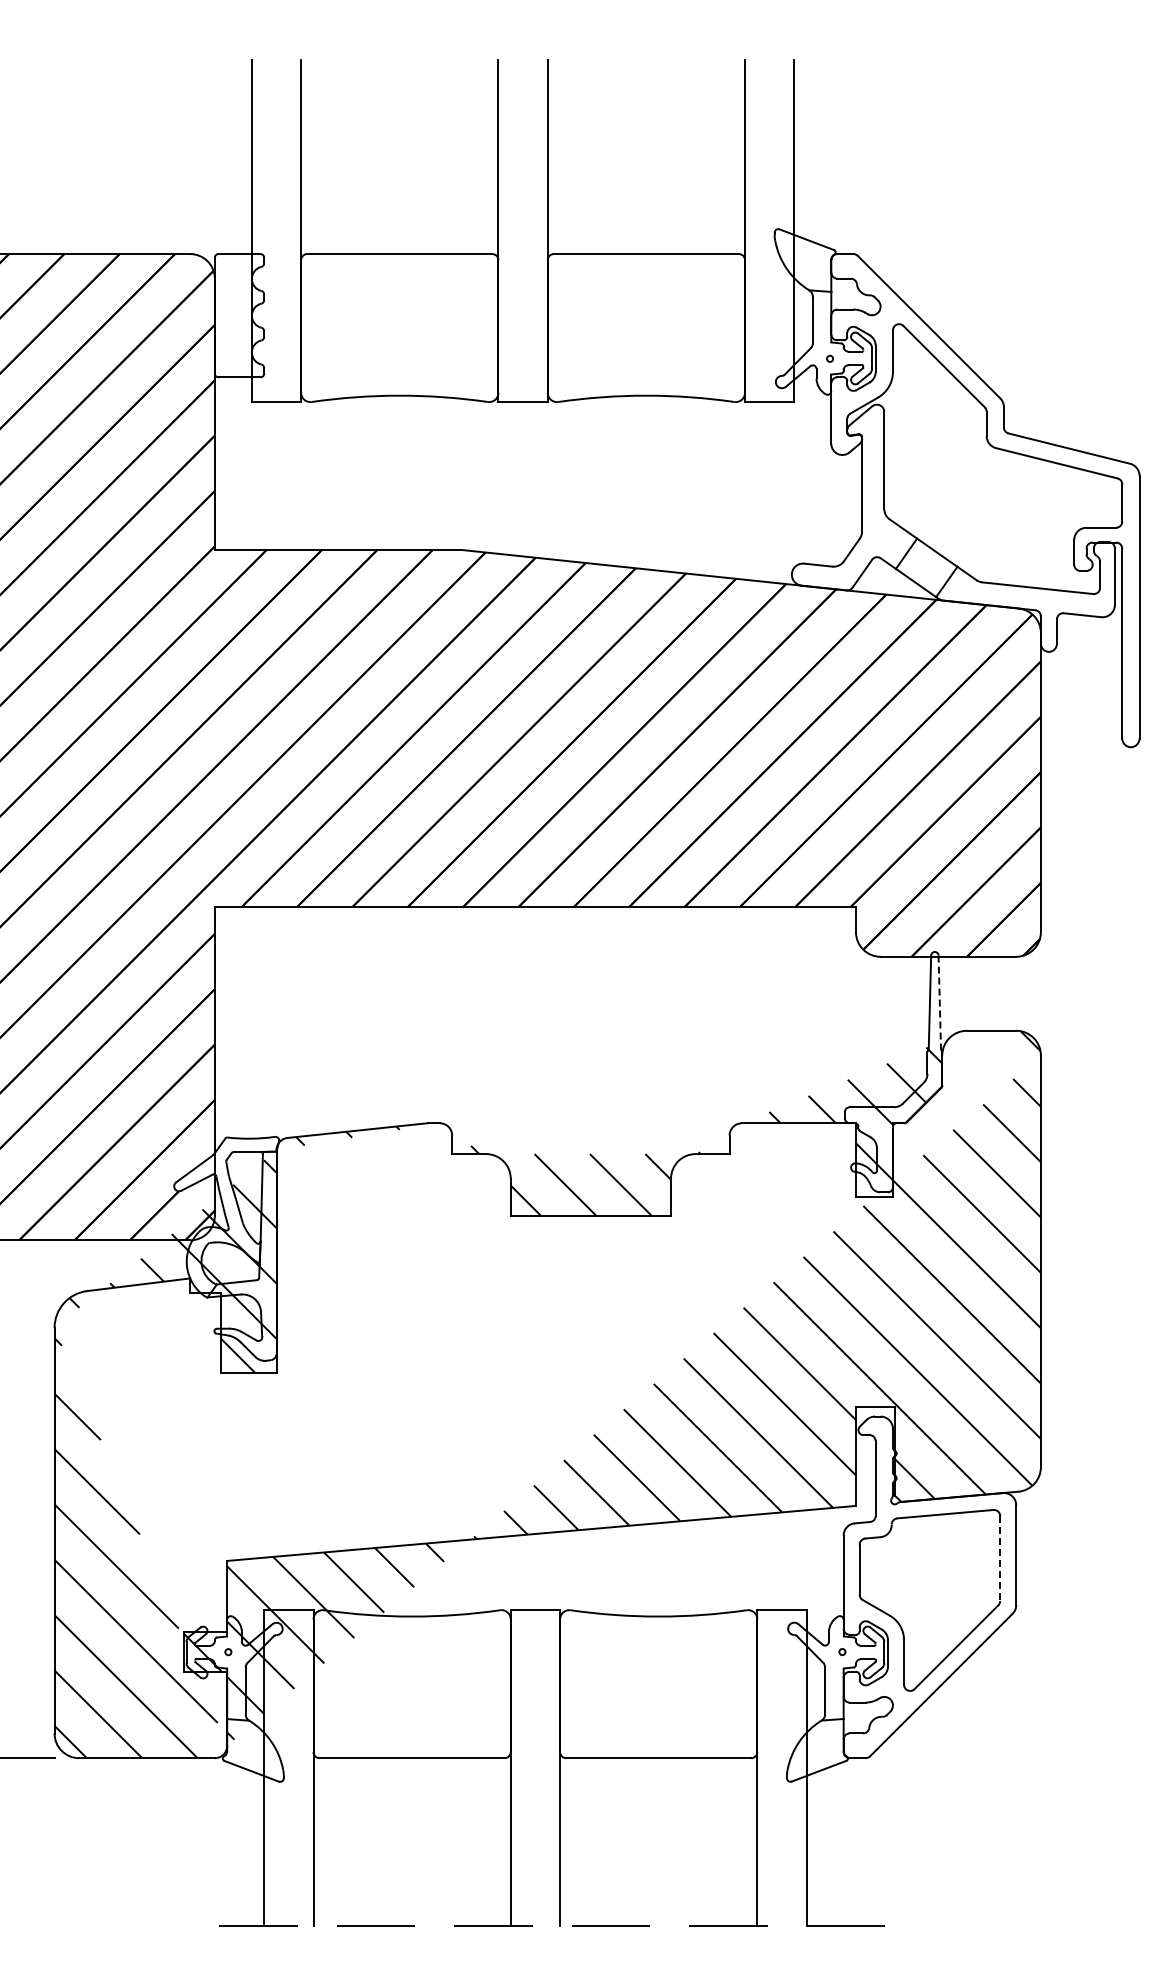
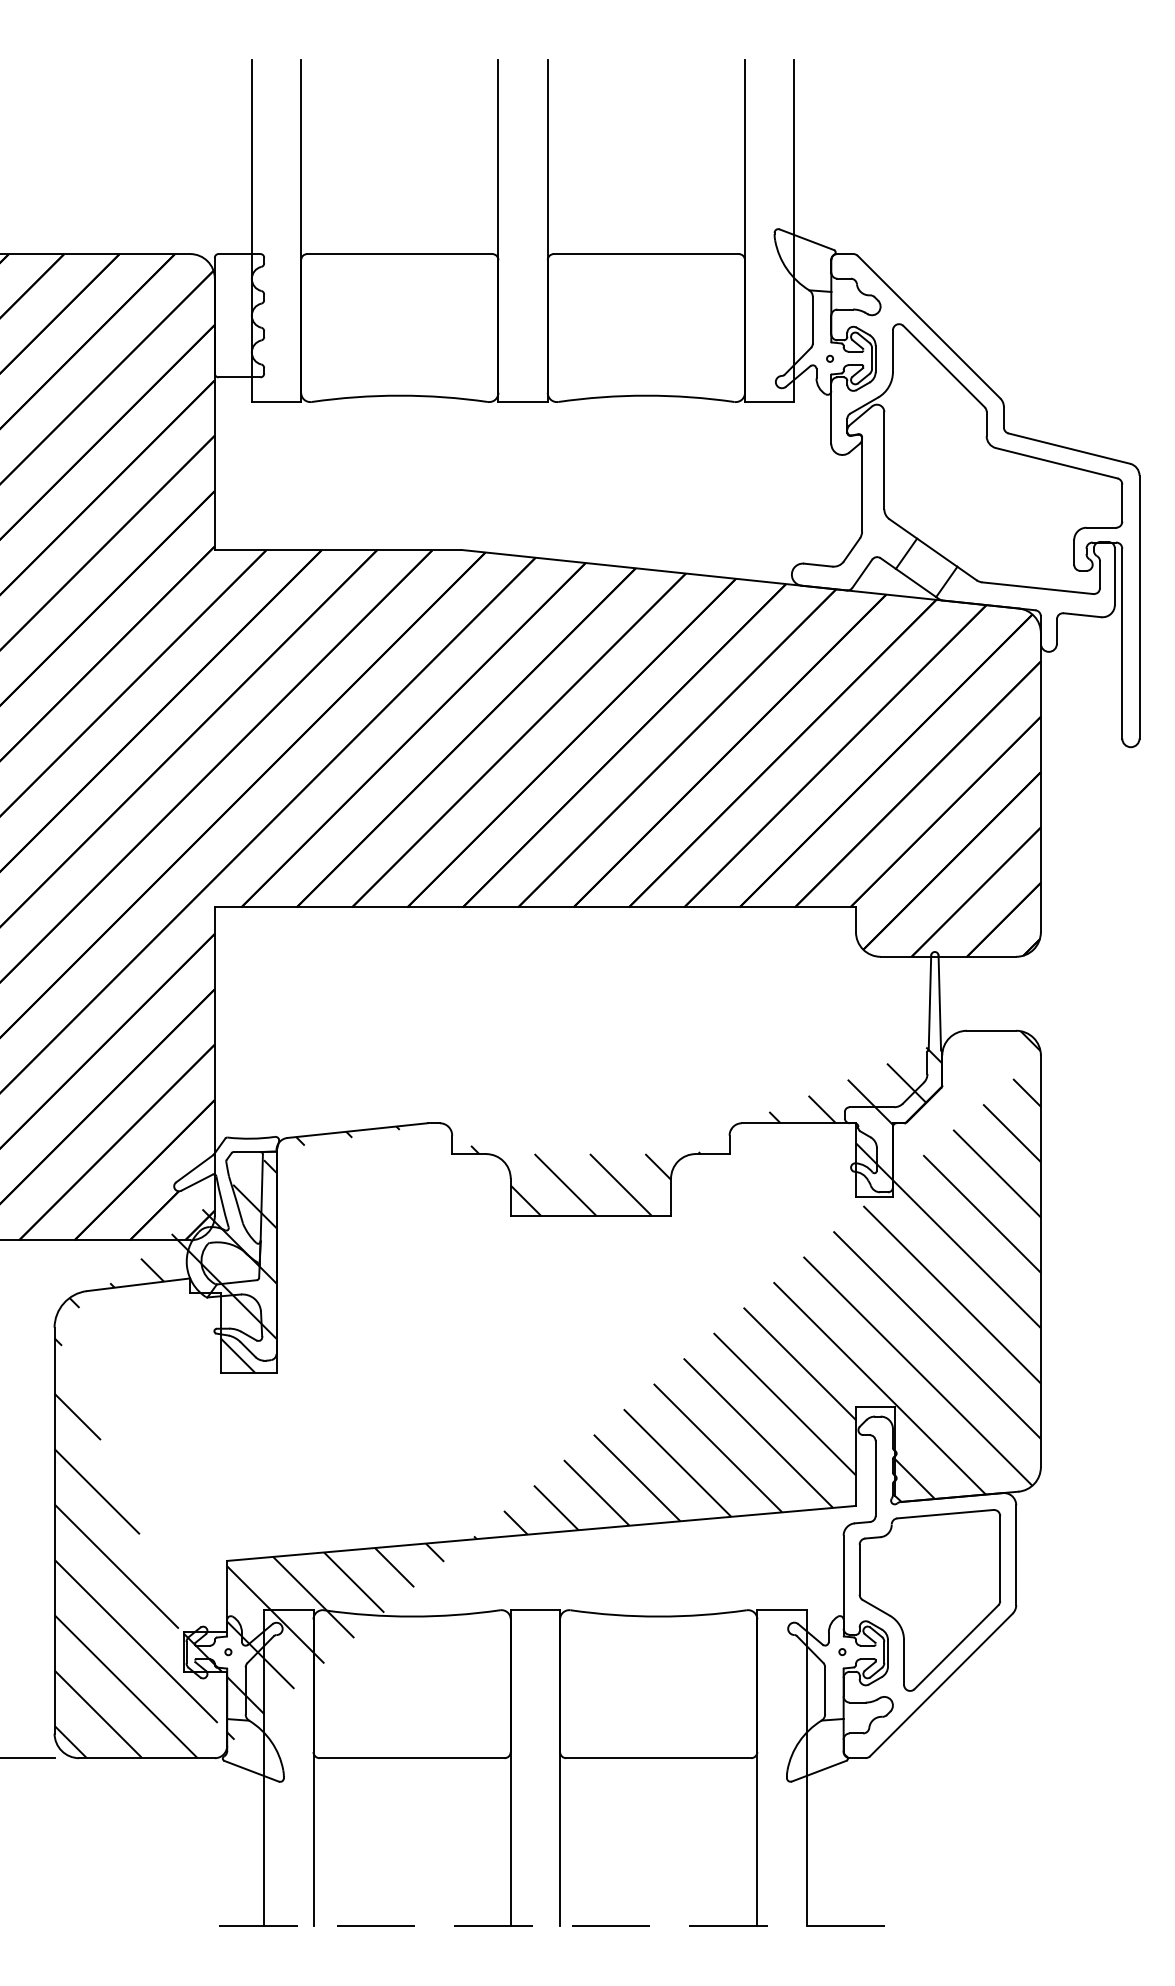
line: dashed -> solid (939, 1003)
line: dashed -> solid (1000, 1559)
